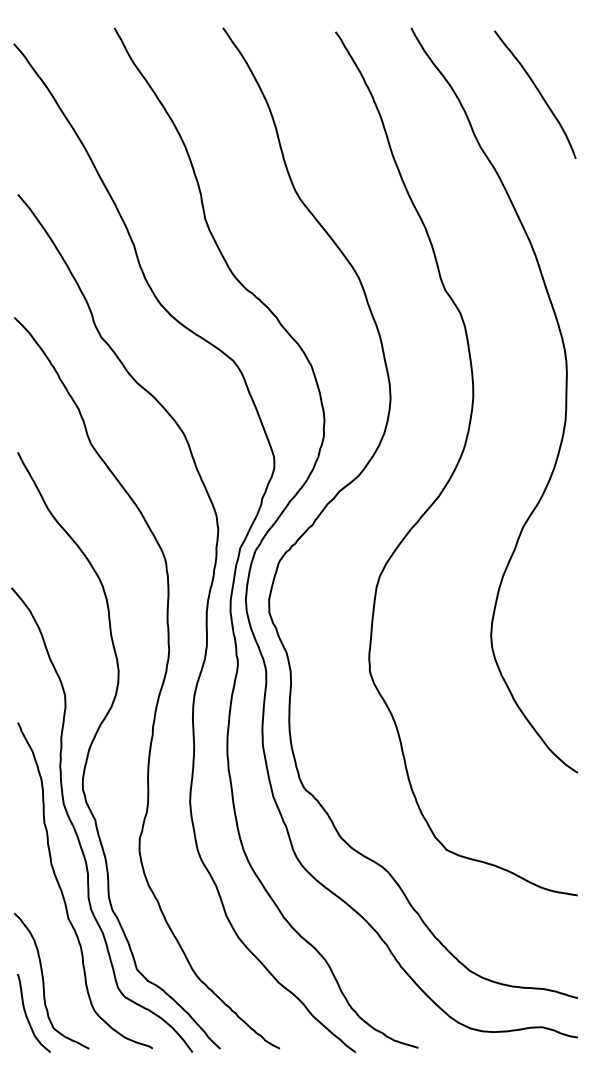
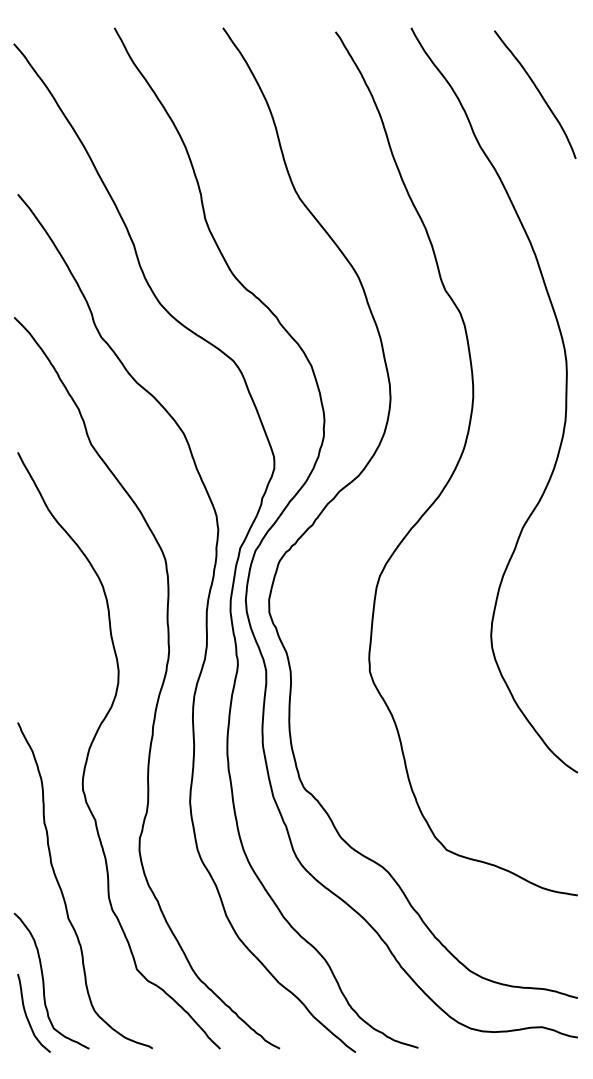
curve: present -> none (75, 828)
